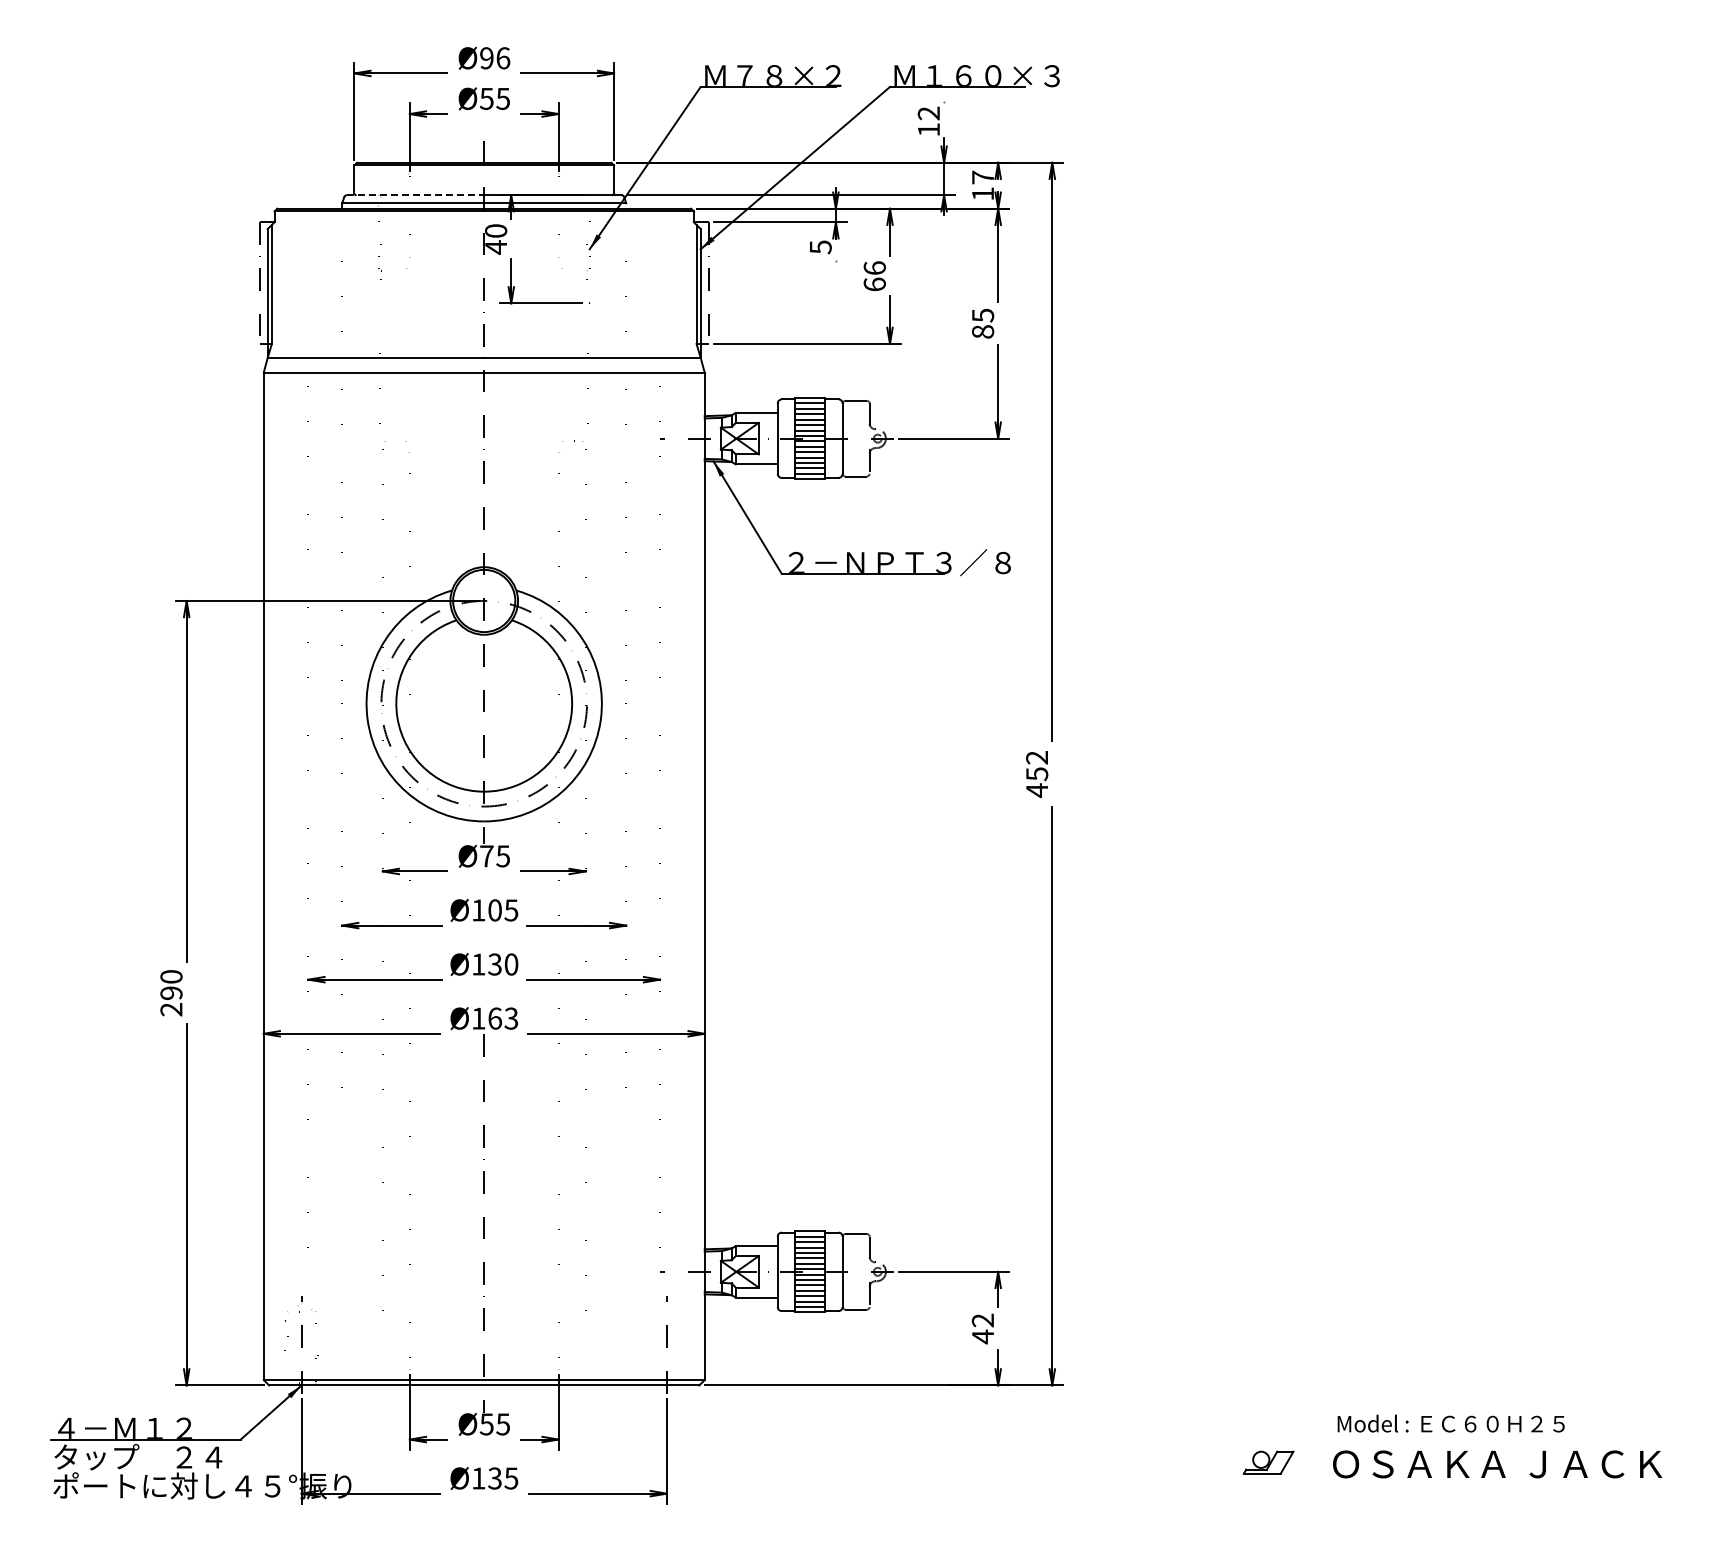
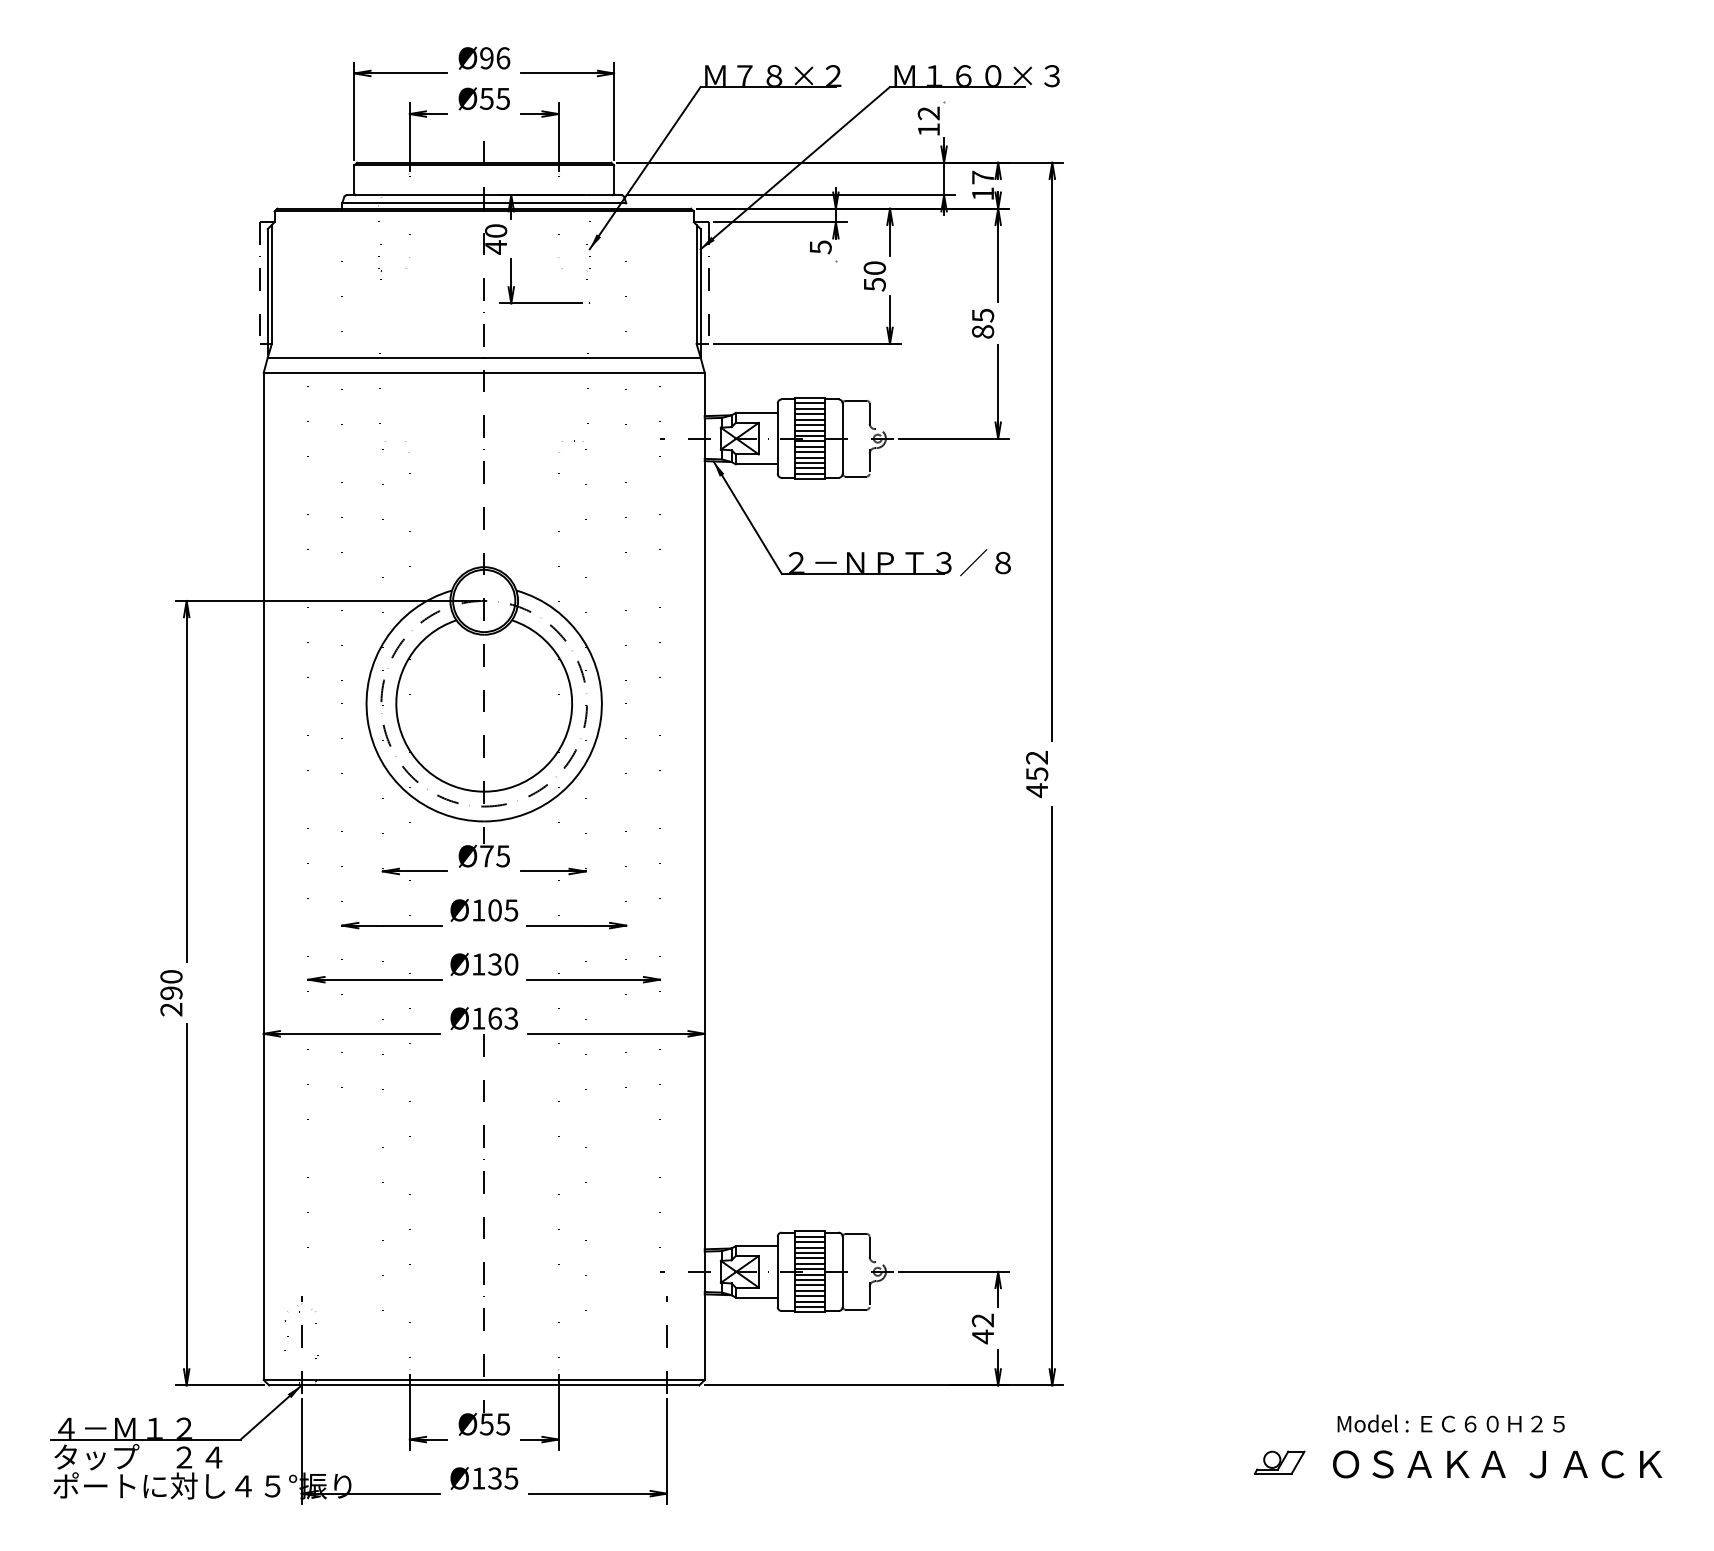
line: dashed -> solid (415, 195)
text: 66 -> 50 (874, 276)
part position: (1268, 1462) -> (1279, 1462) (1279, 1462)
